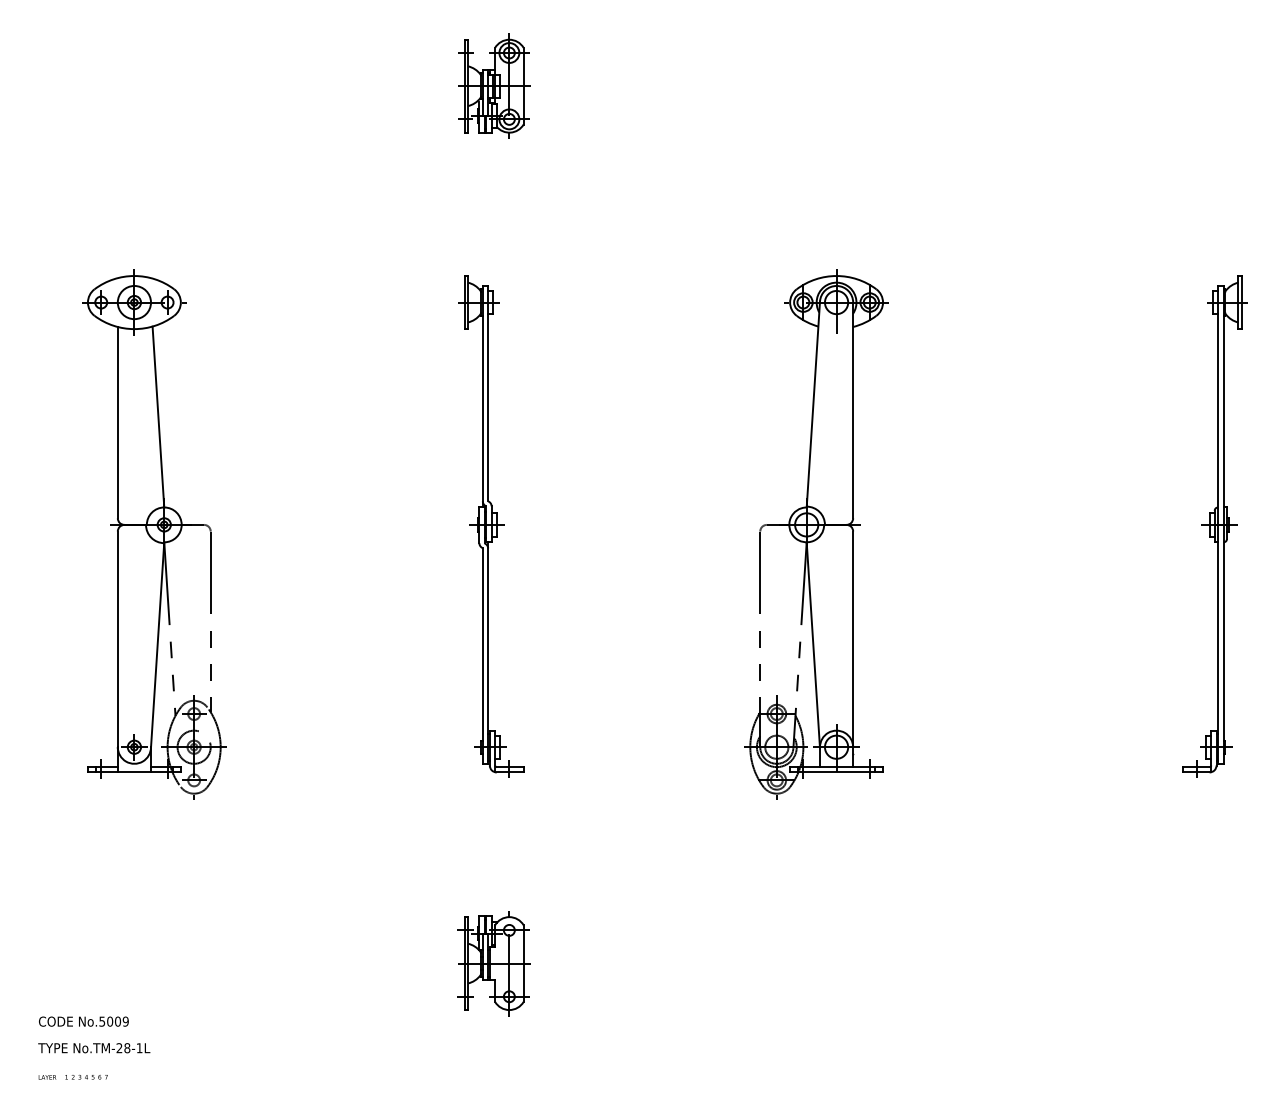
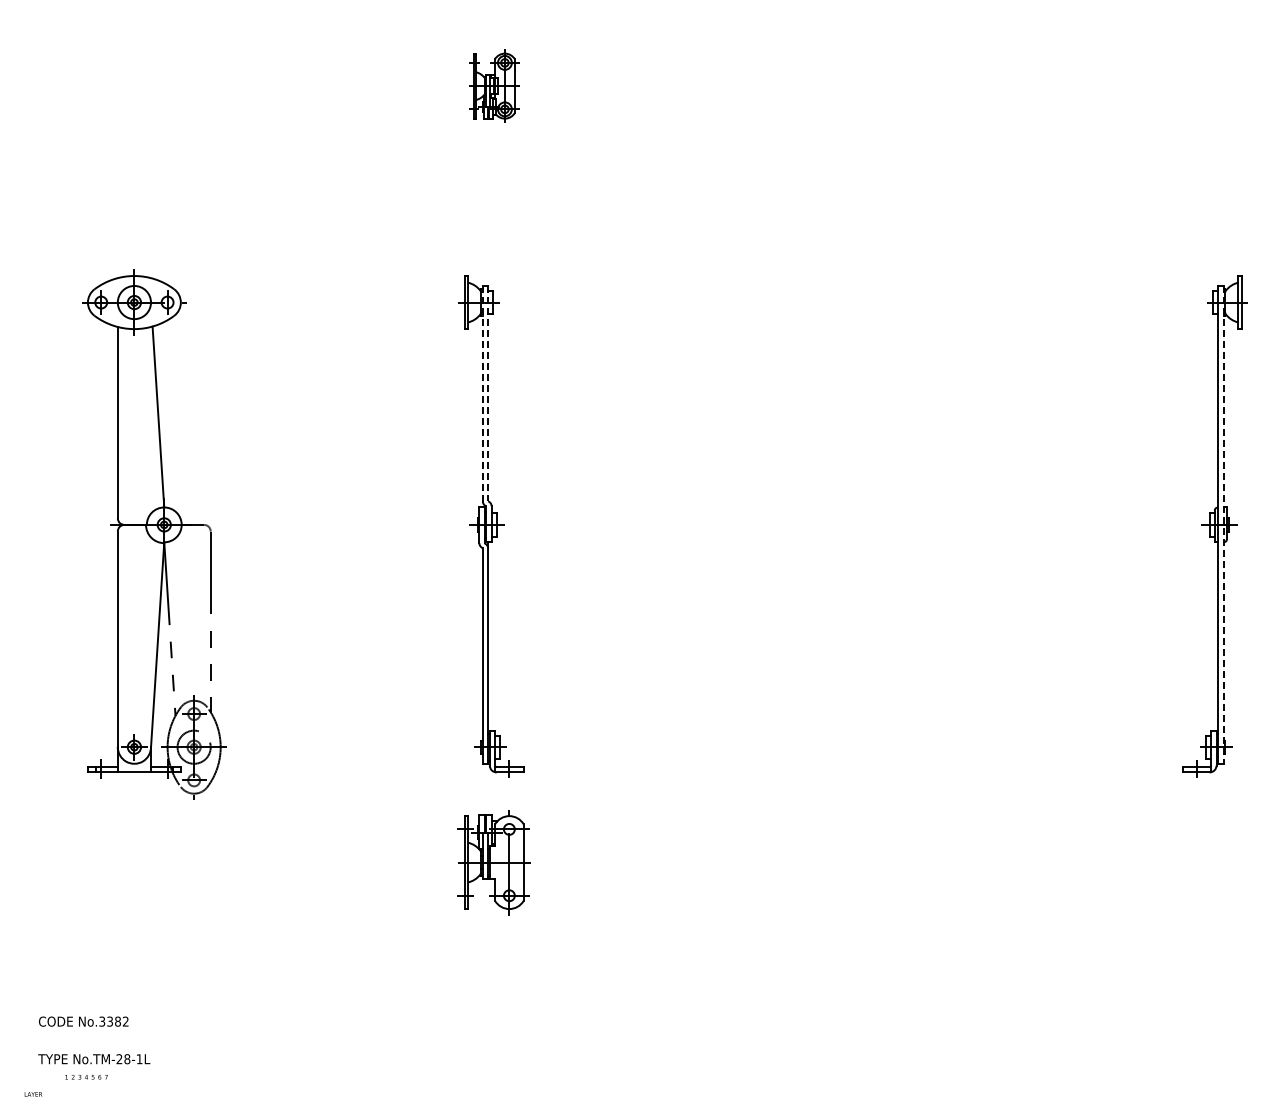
part size: 73x106 px -> 51x74 px (494, 85)
line: solid -> dashed (488, 393)
line: solid -> dashed (482, 396)
line: solid -> dashed (1223, 524)
part: present -> none (816, 534)
part position: (493, 963) -> (493, 862) (493, 862)
text: No.5009 -> No.3382 (113, 1021)
text position: (94, 1048) -> (94, 1059) (94, 1059)
text position: (47, 1077) -> (33, 1094) (33, 1094)
